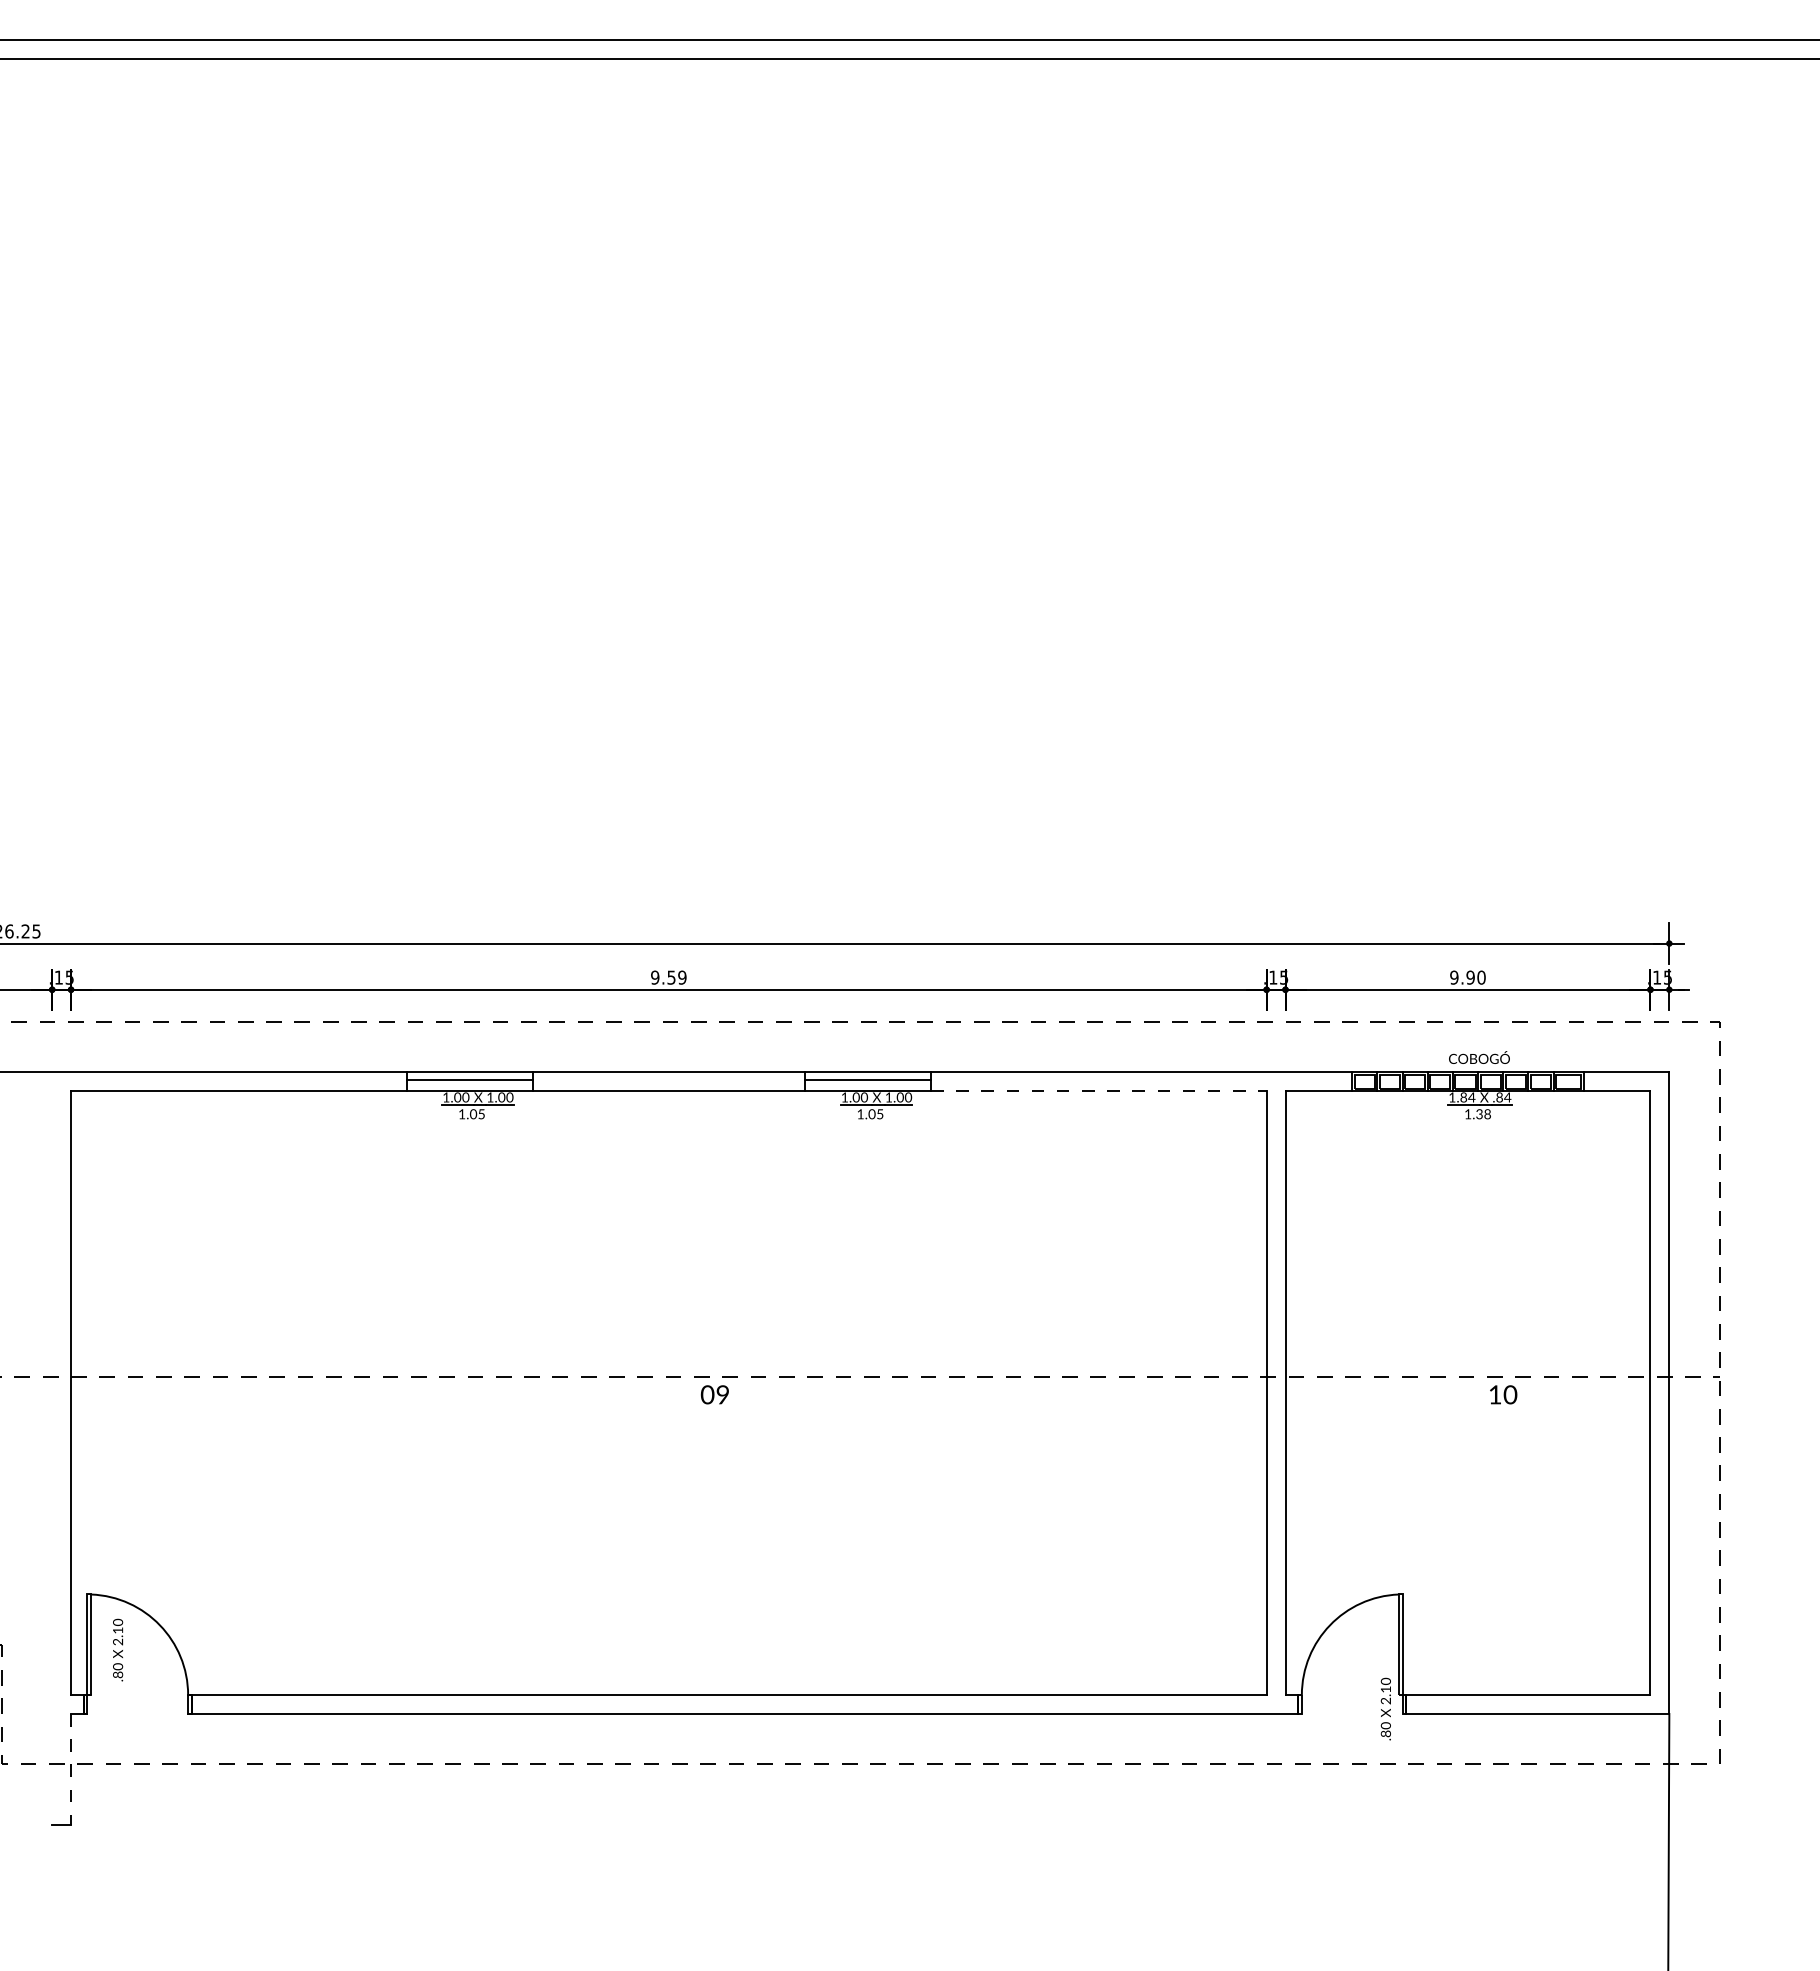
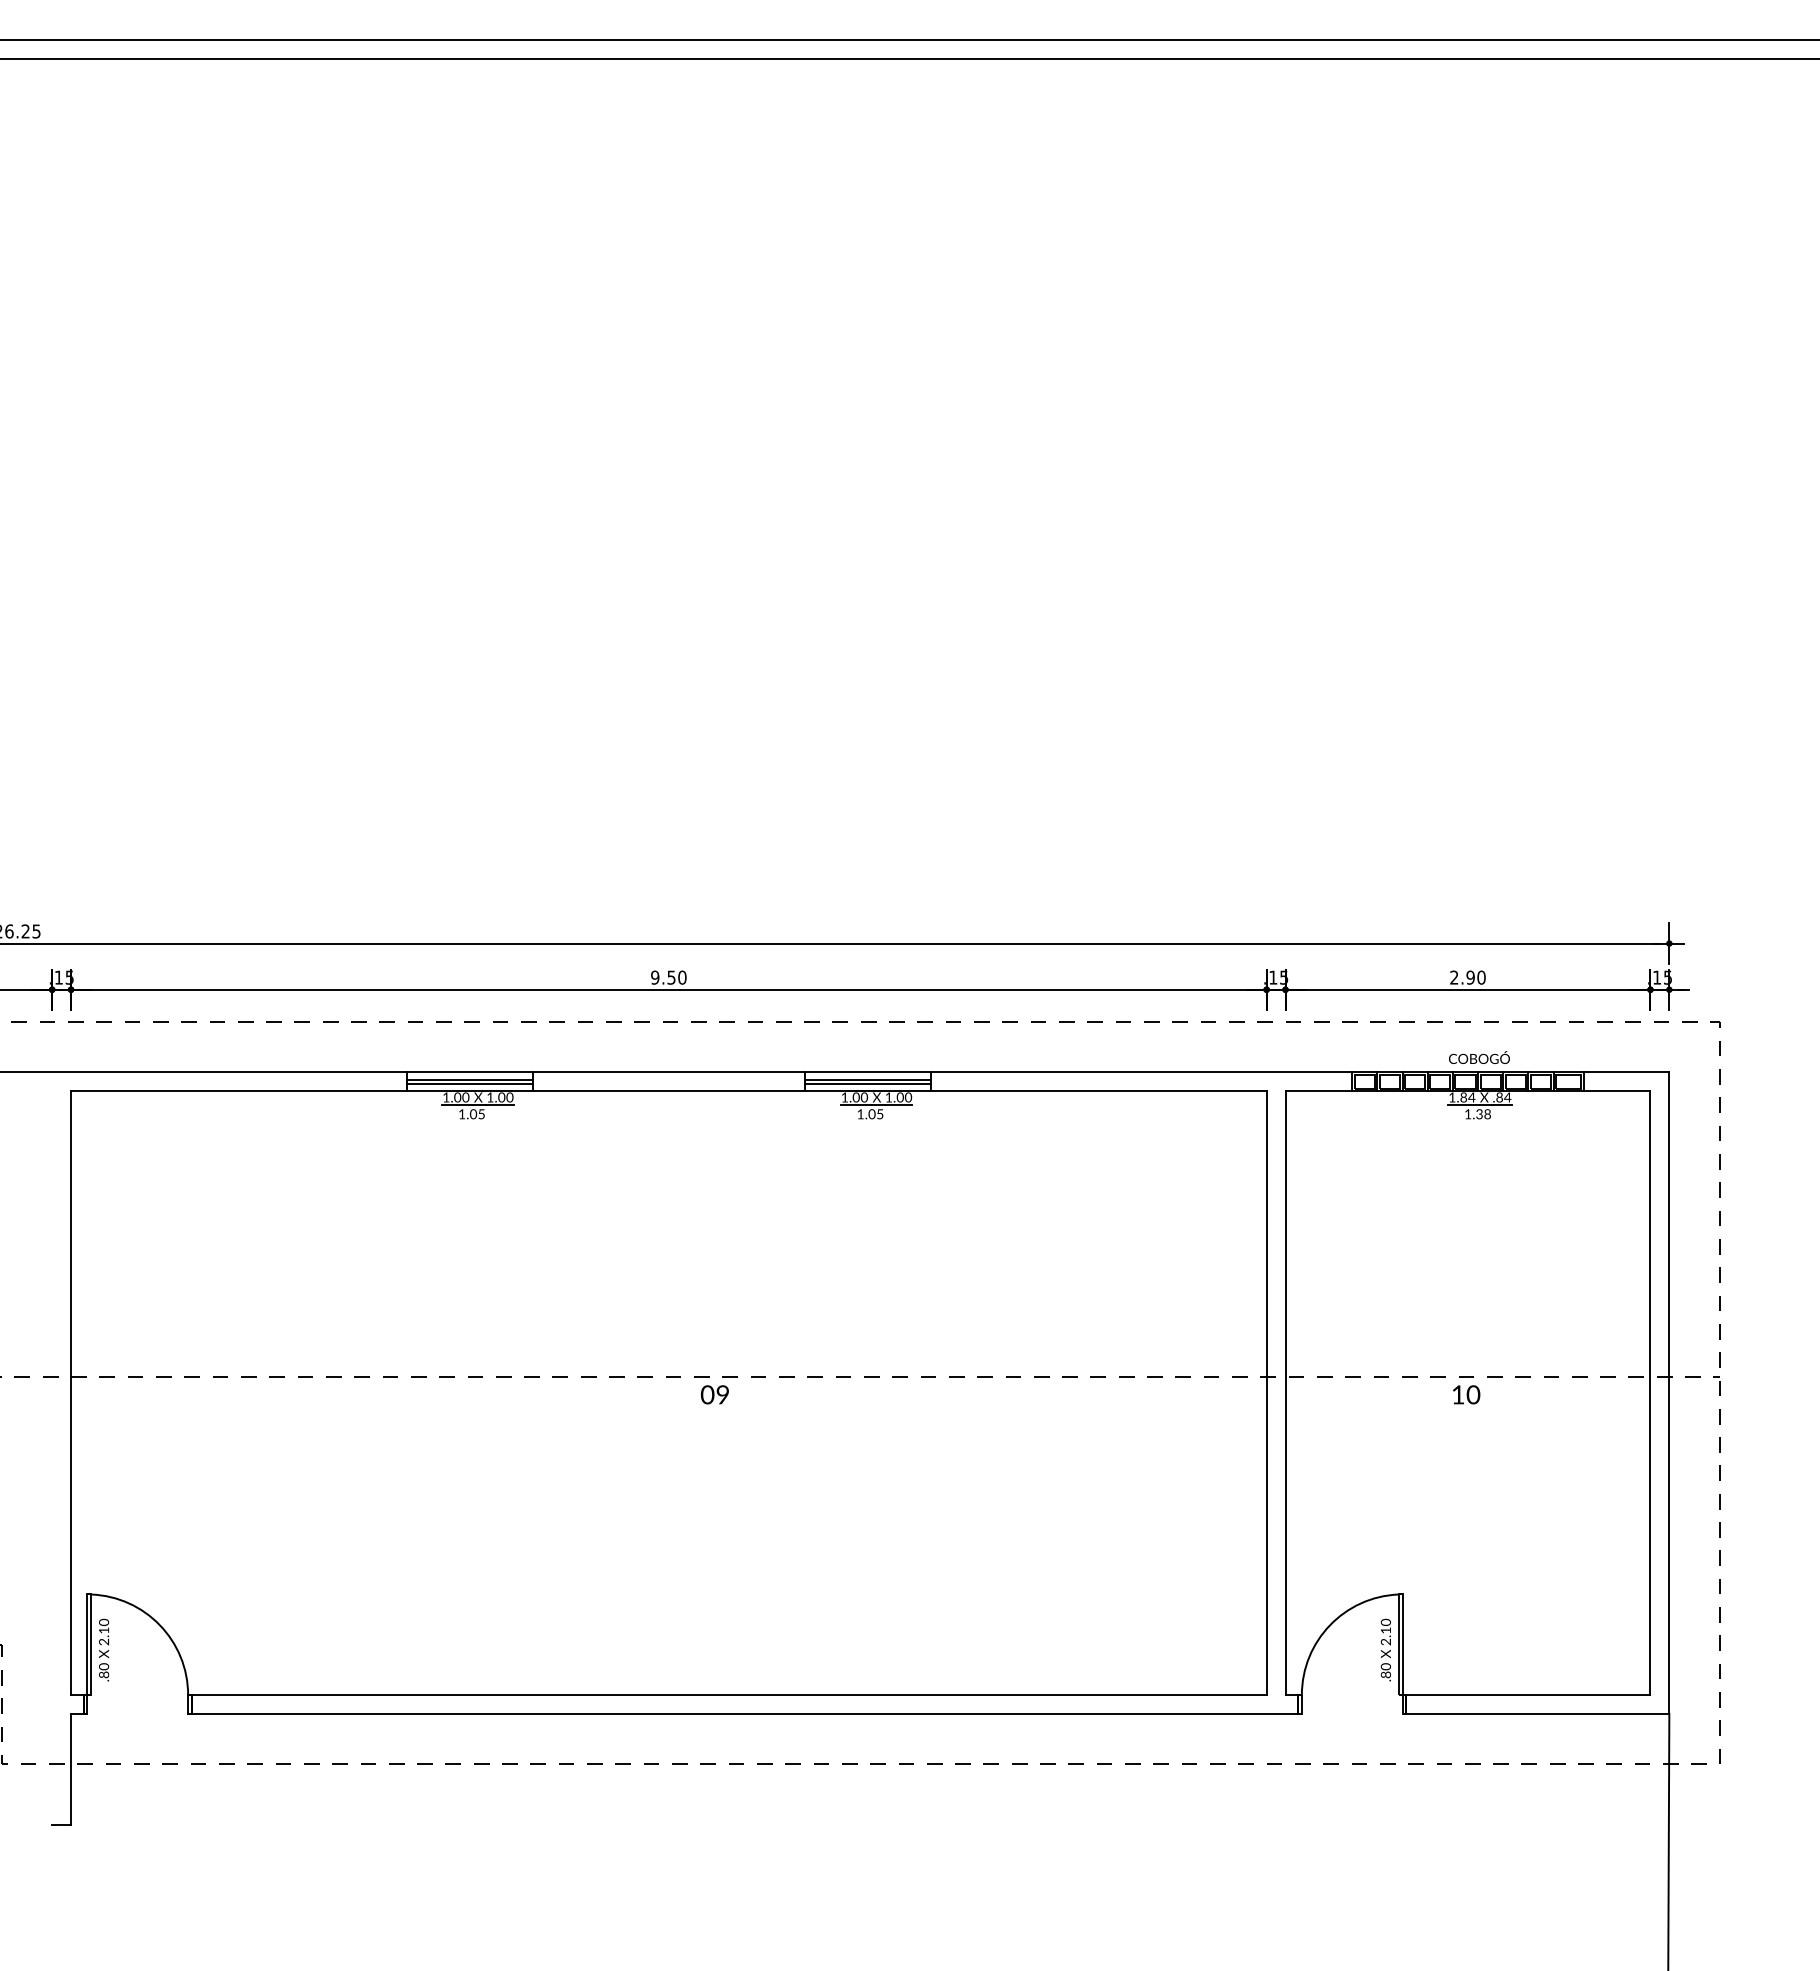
text: 9.59 -> 9.50 (682, 977)
text: 9.90 -> 2.90 (1454, 977)
line: none -> present (469, 1083)
line: none -> present (868, 1083)
line: dashed -> solid (1098, 1091)
text position: (1503, 1394) -> (1466, 1394) (1466, 1394)
text position: (118, 1649) -> (104, 1649) (104, 1649)
text position: (1385, 1708) -> (1385, 1649) (1385, 1649)
line: dashed -> solid (71, 1769)
